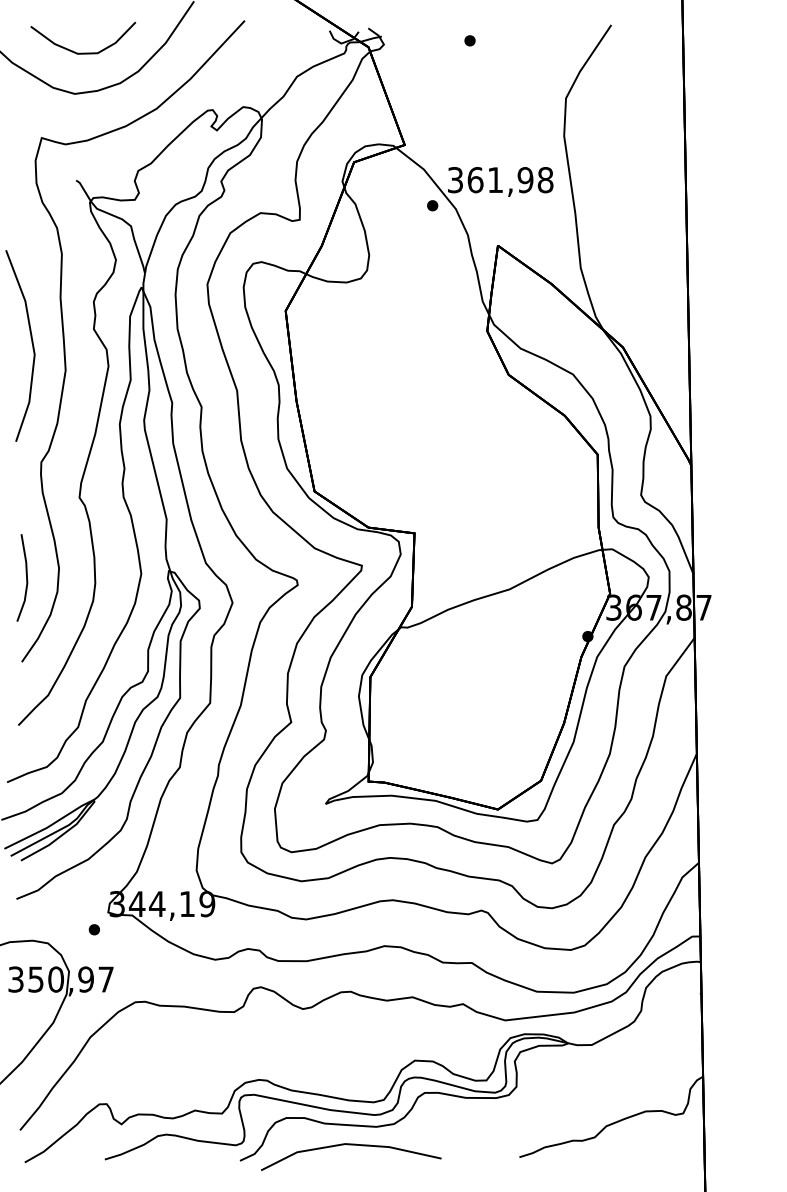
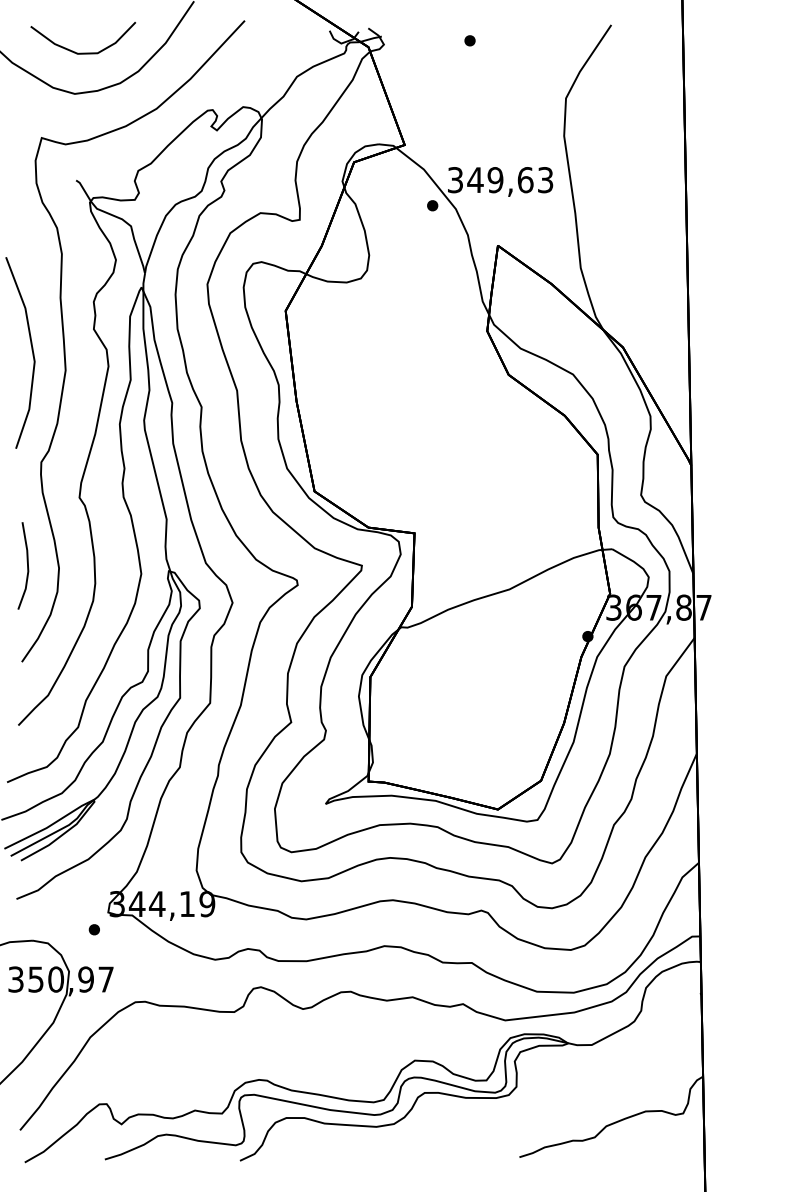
text: 361,98 -> 349,63 (510, 180)
line position: (31, 343) -> (31, 350) (31, 350)
line position: (26, 577) -> (27, 565) (27, 565)
line: present -> none (351, 1145)
